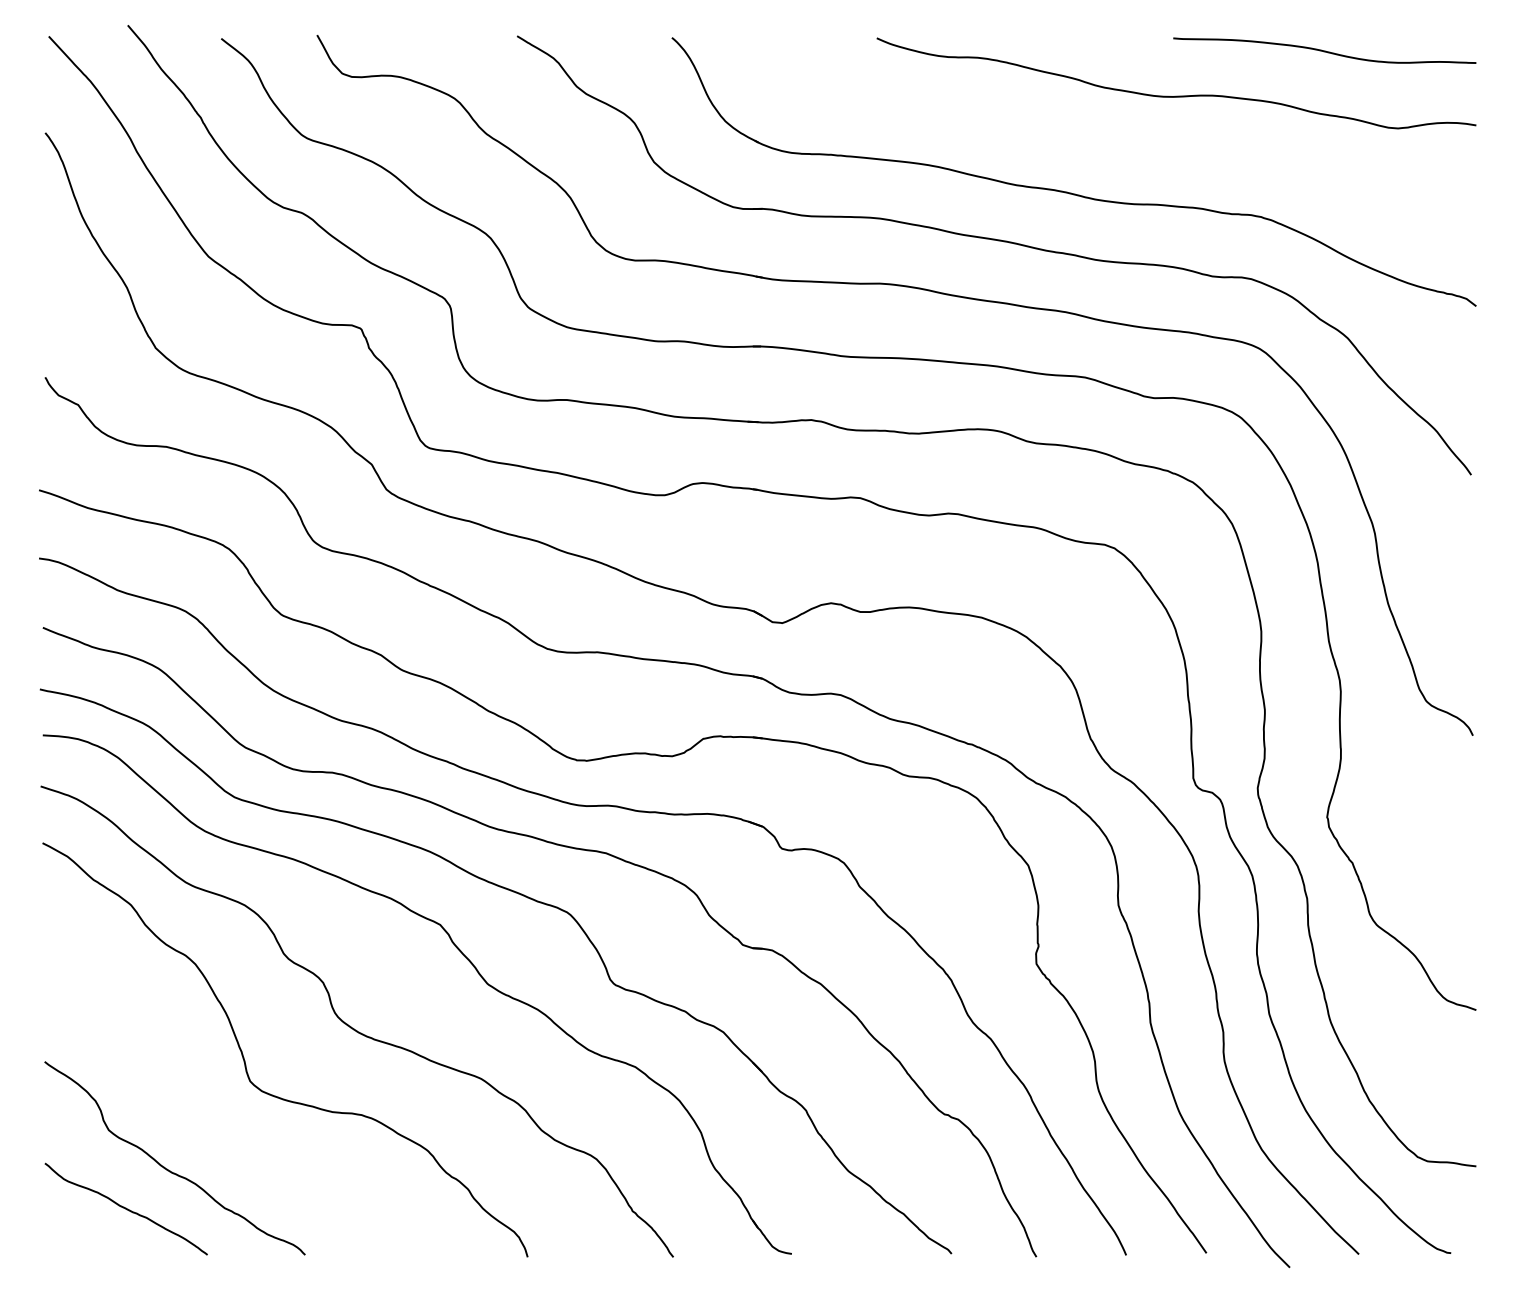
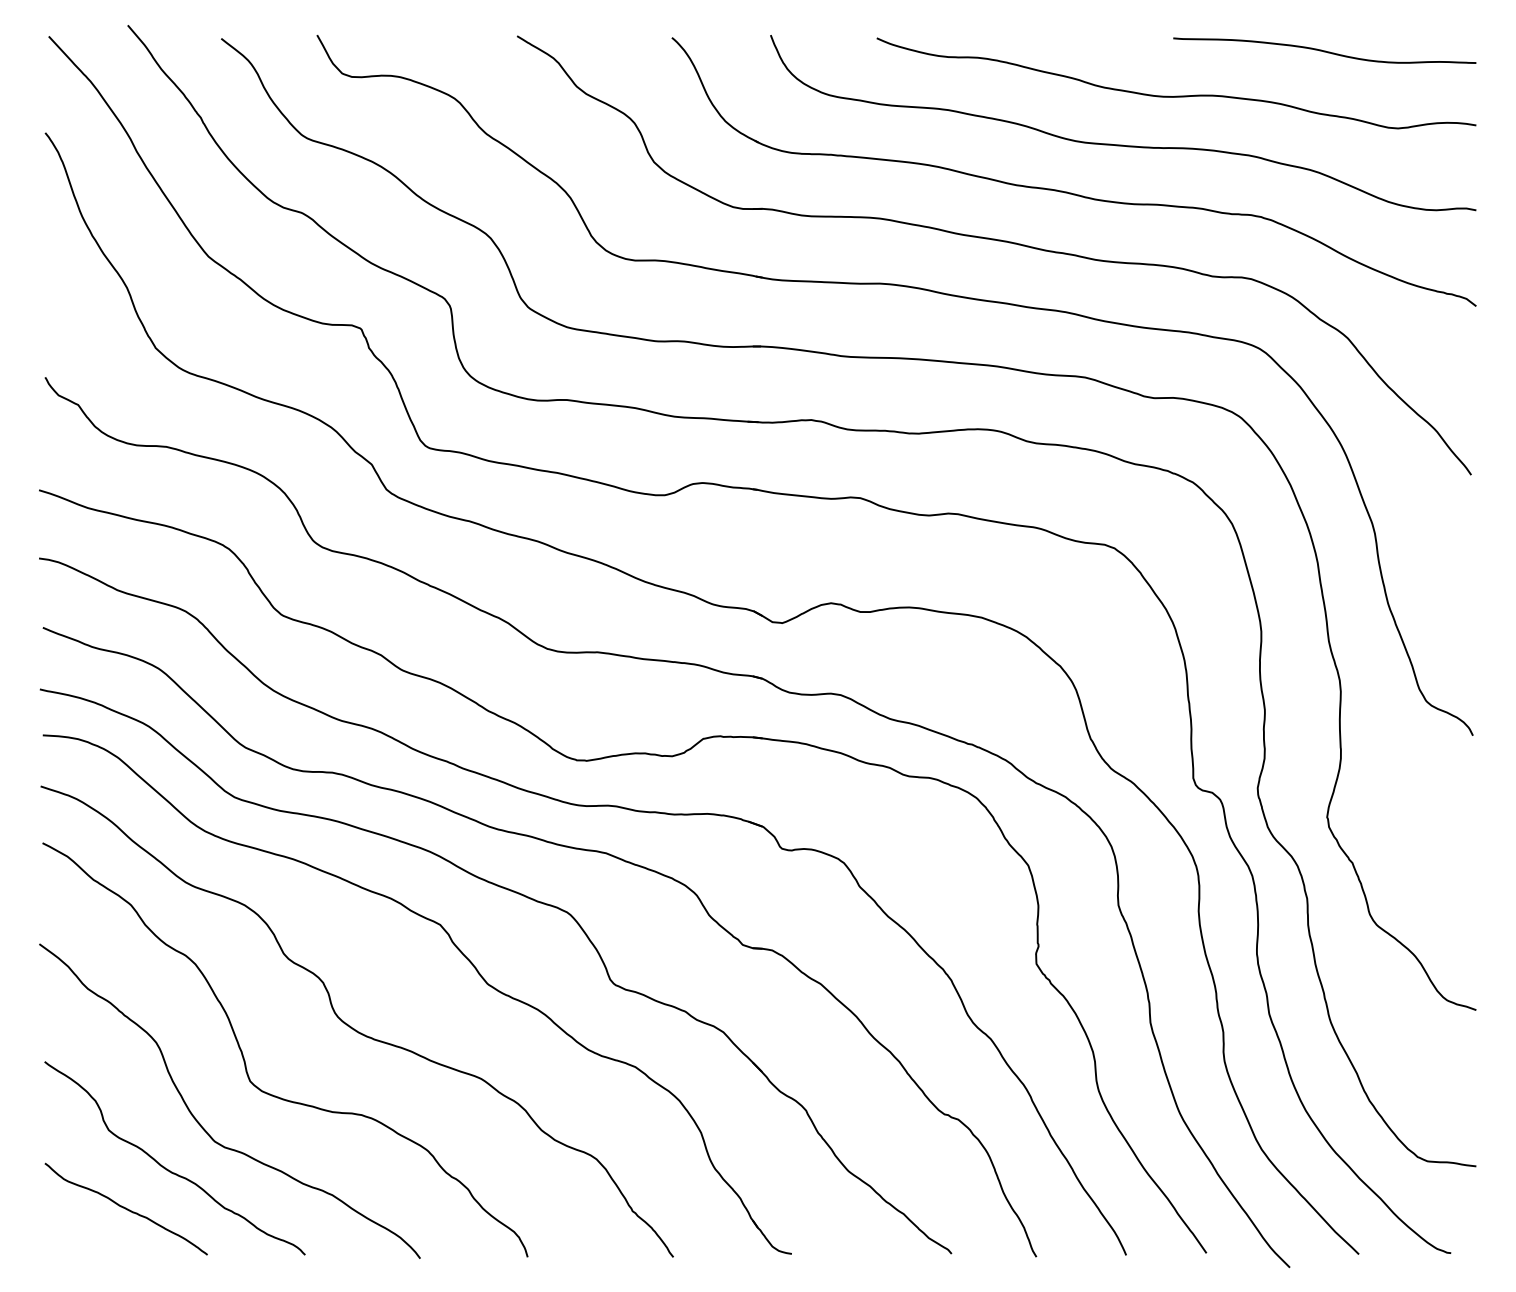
curve: none -> present (1122, 144)
curve: none -> present (200, 1123)
